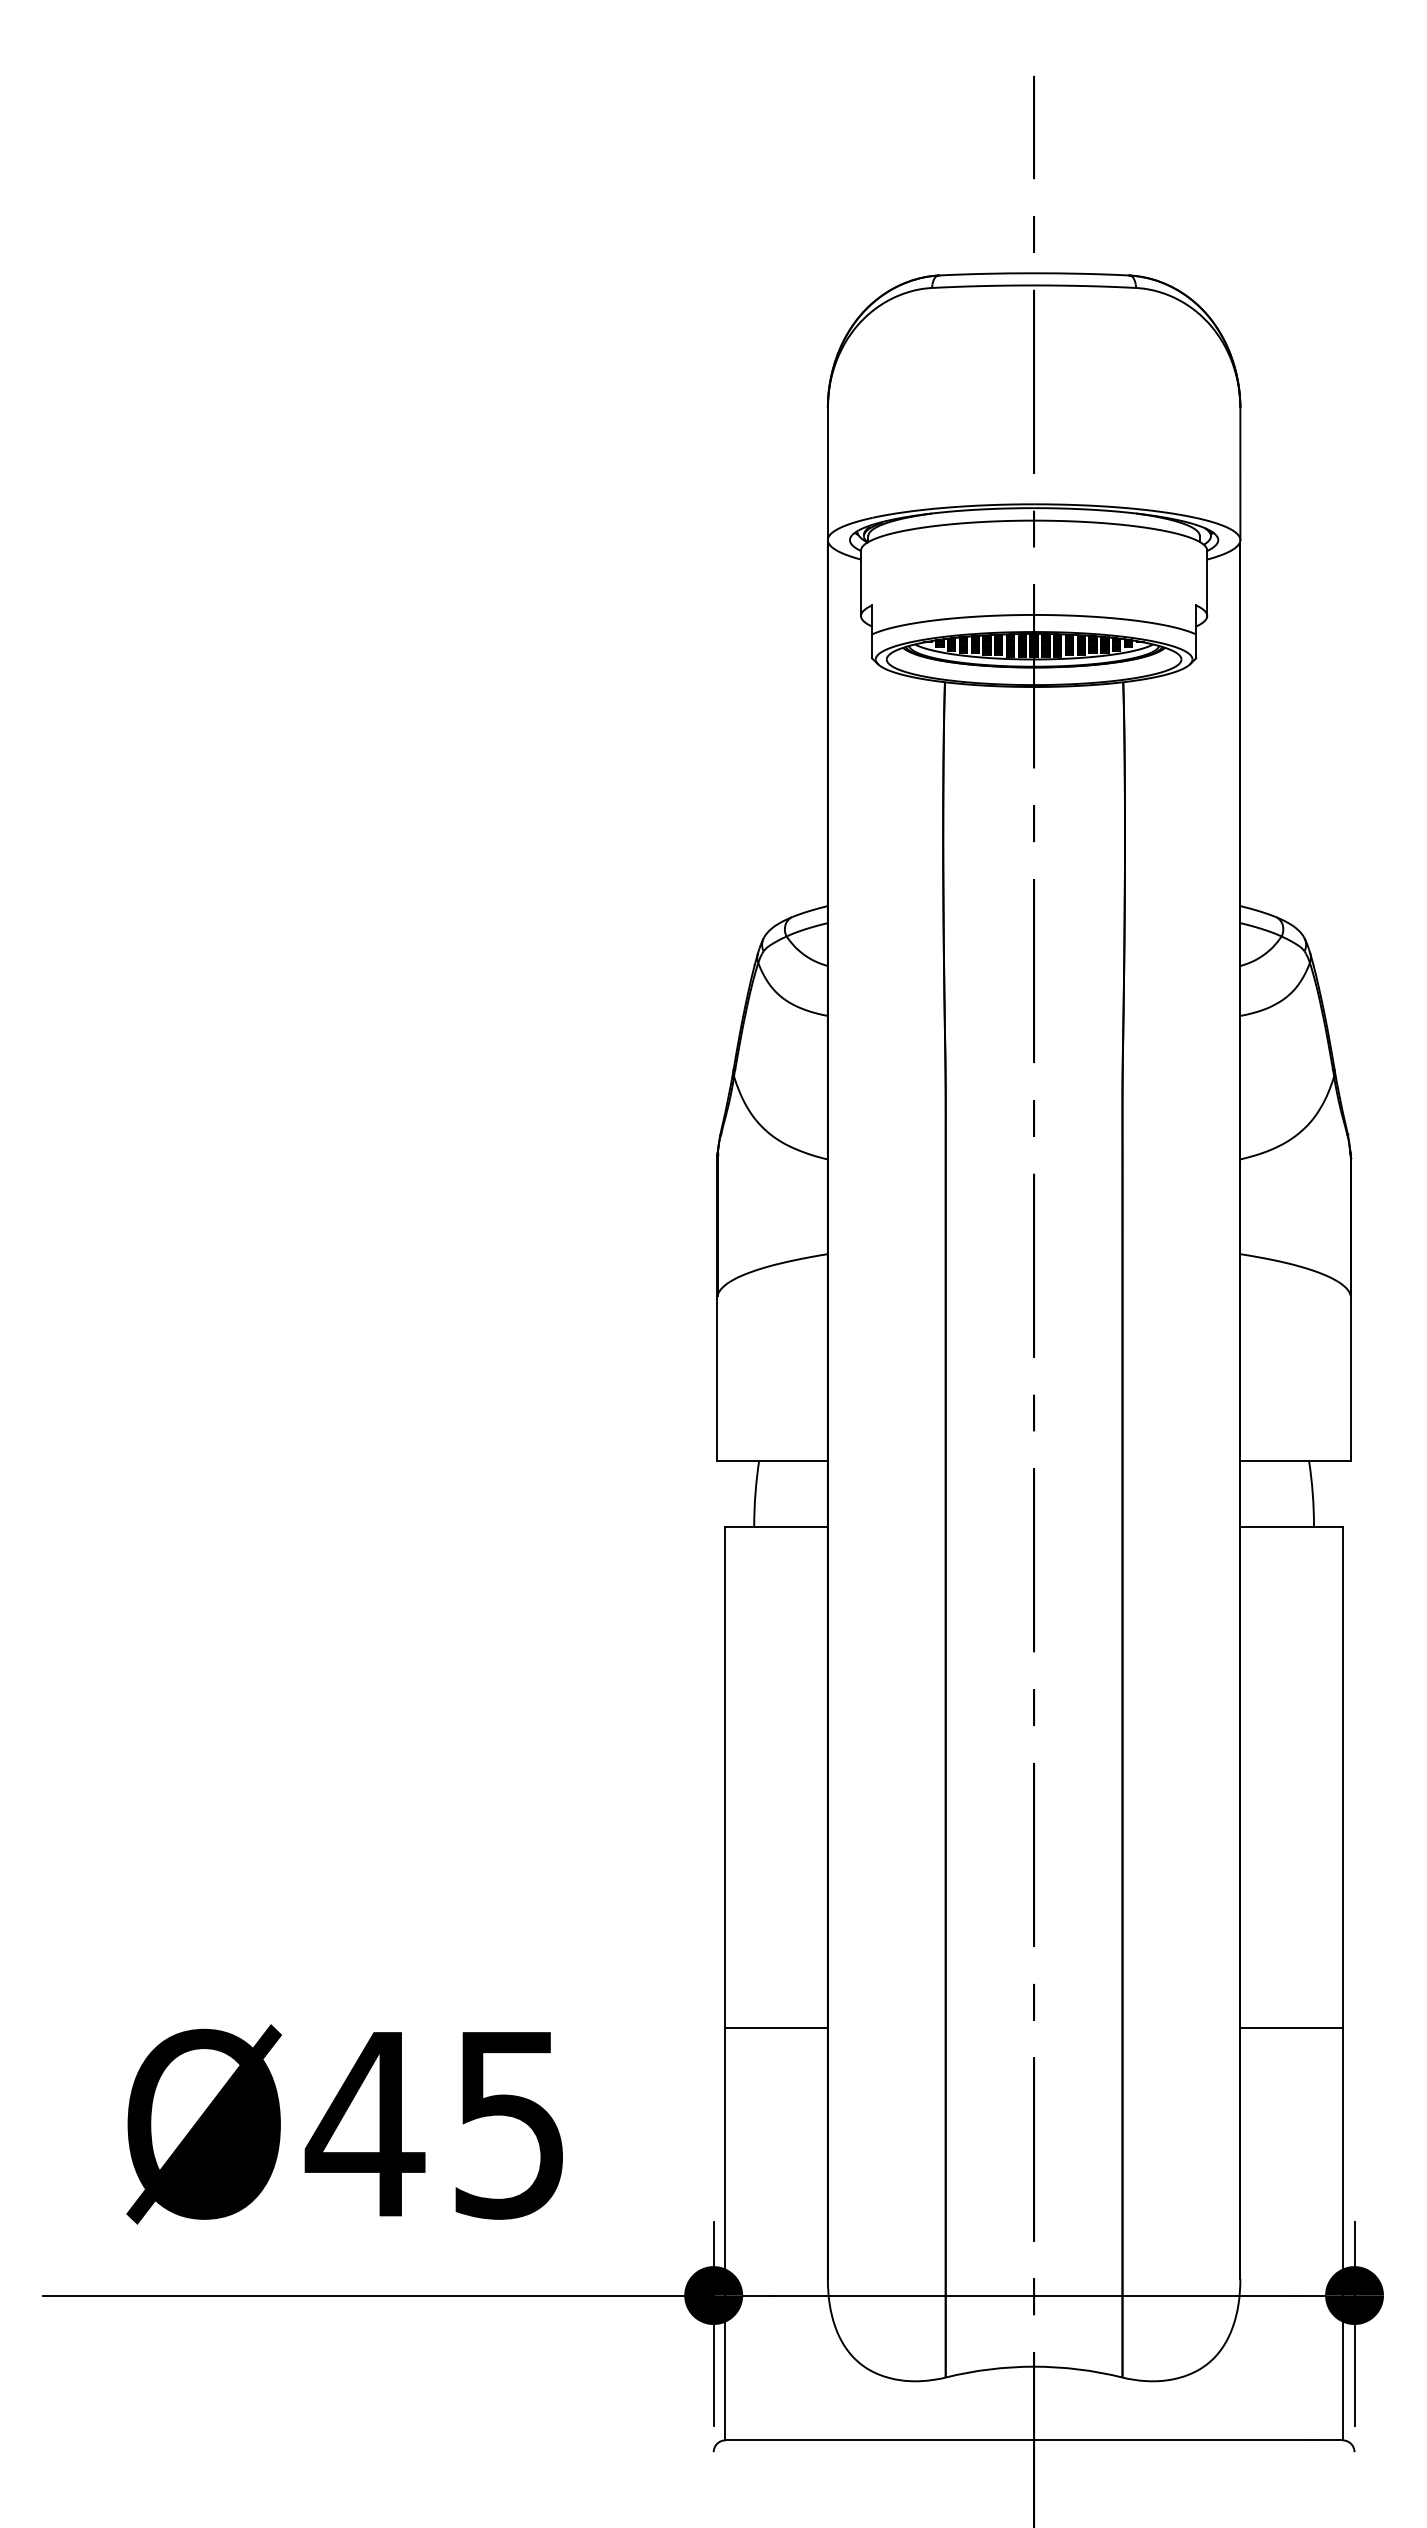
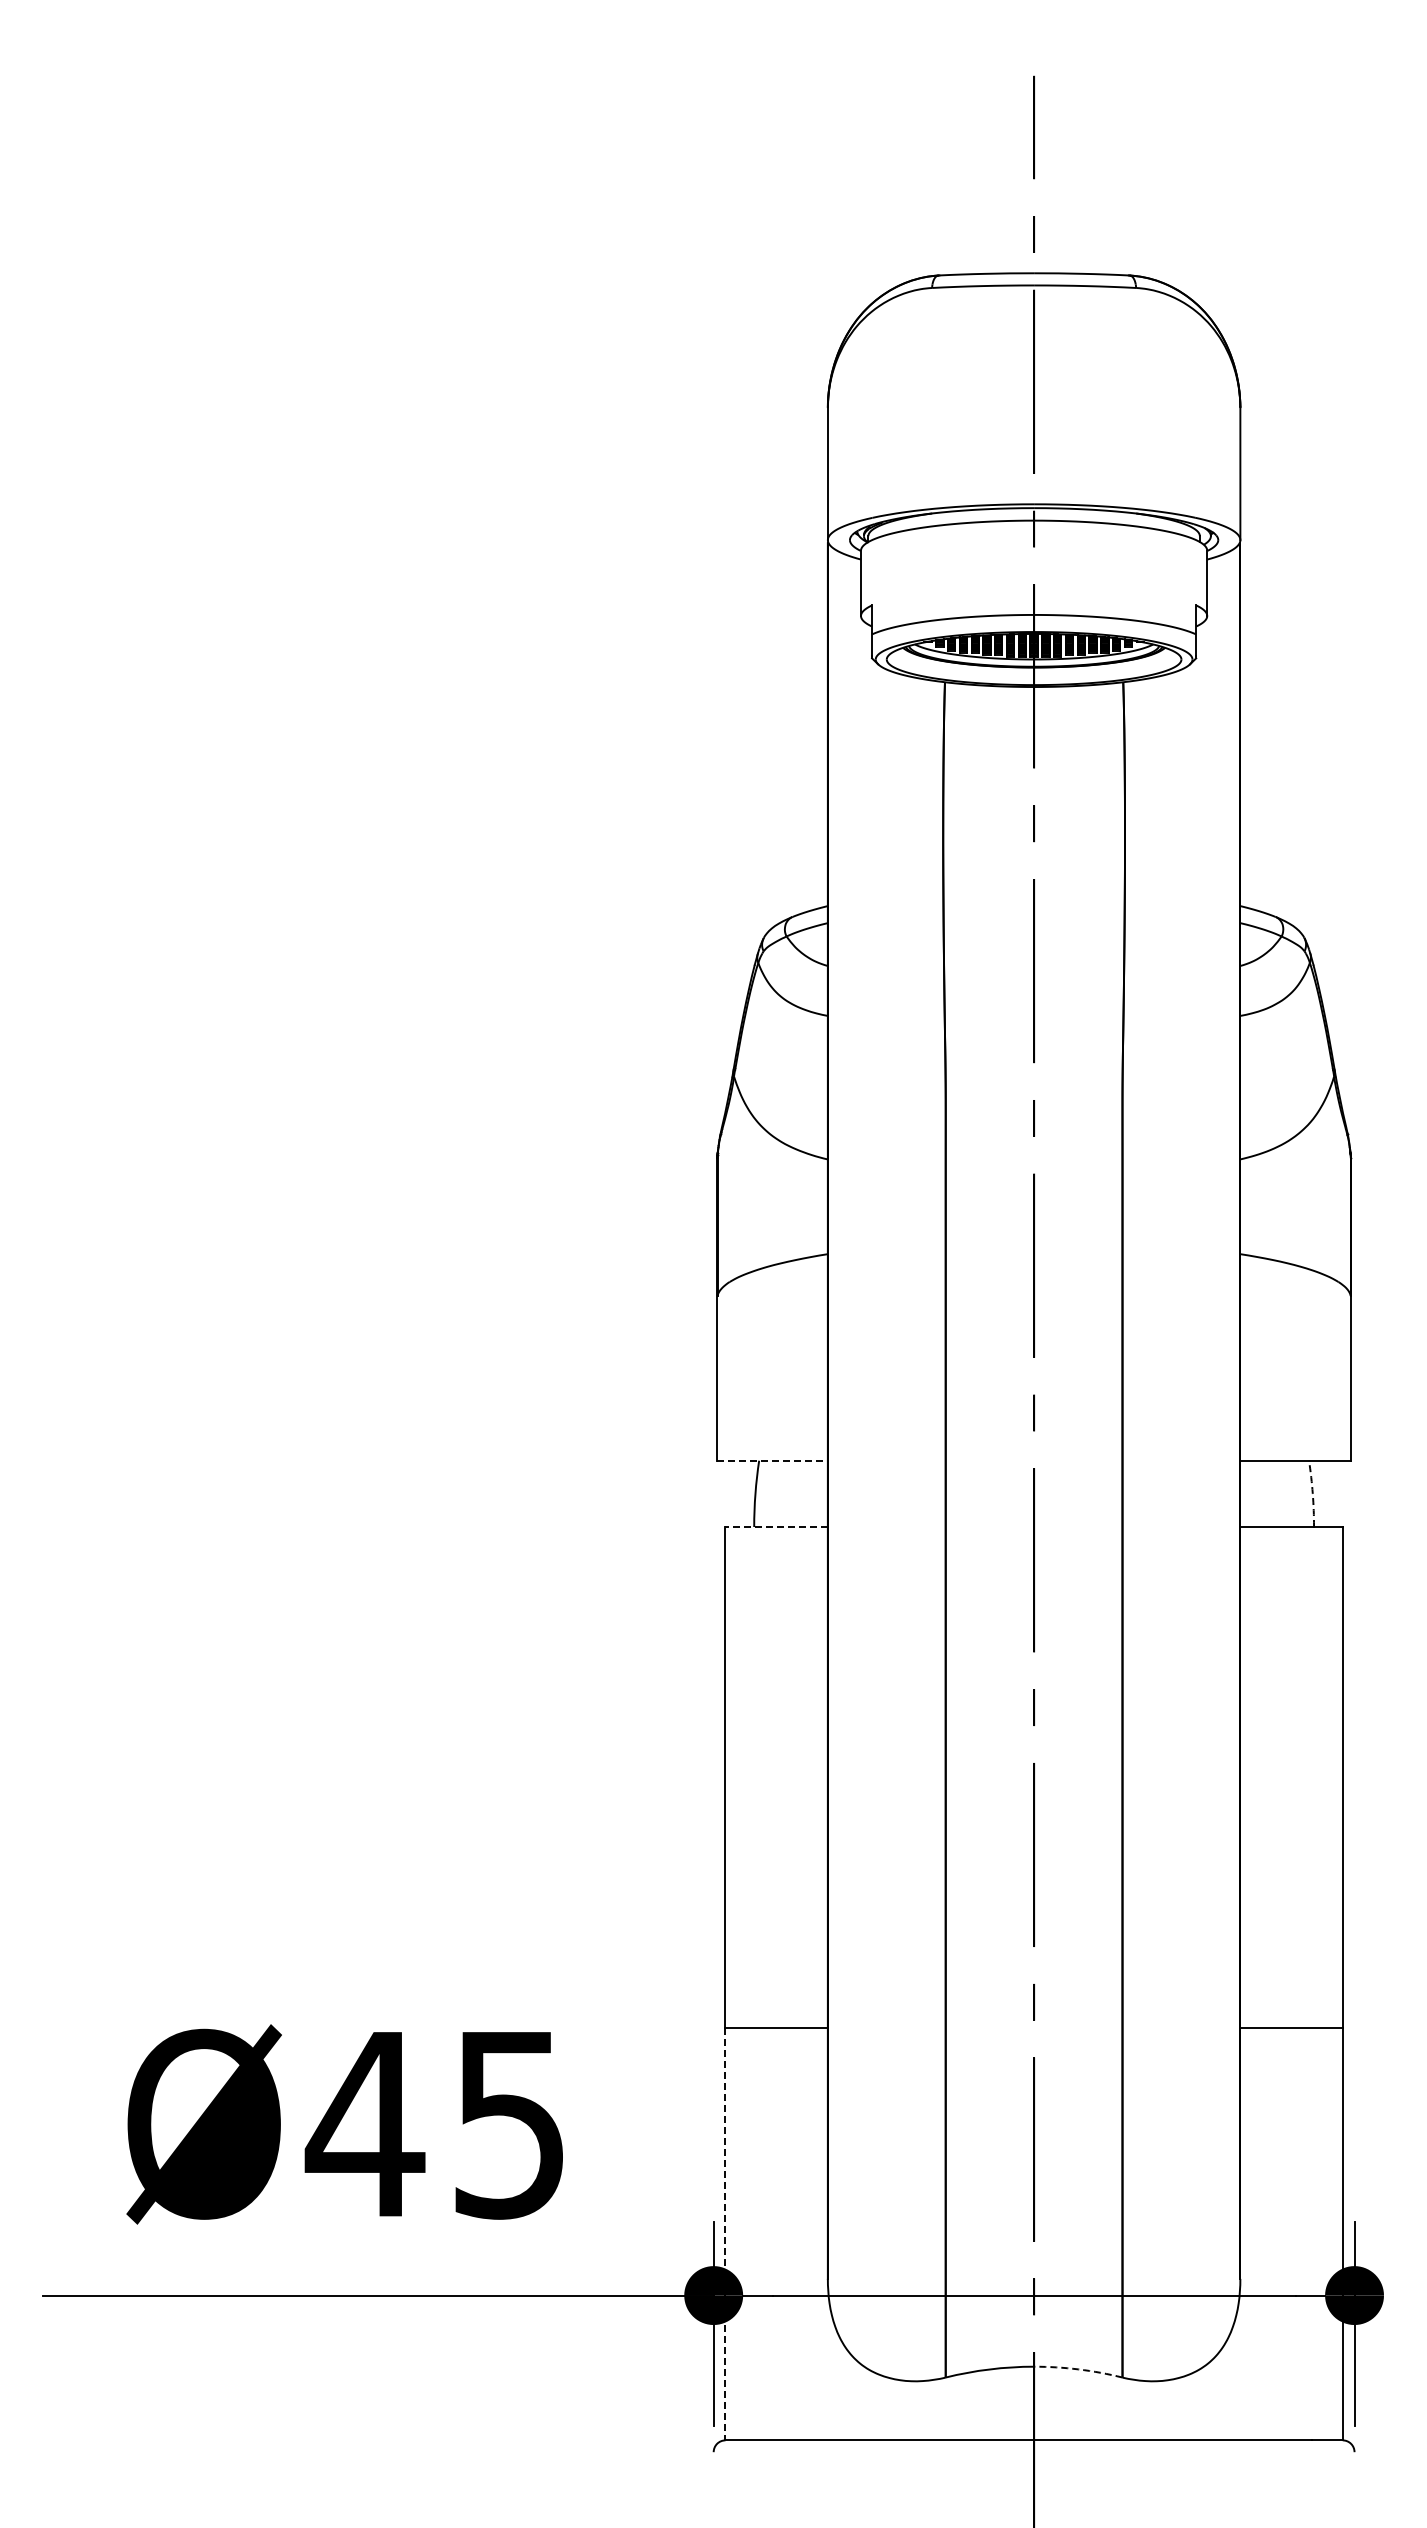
line: solid -> dashed (773, 1460)
arc: solid -> dashed (1312, 1493)
line: solid -> dashed (776, 1527)
line: solid -> dashed (724, 2234)
arc: solid -> dashed (1078, 2369)
